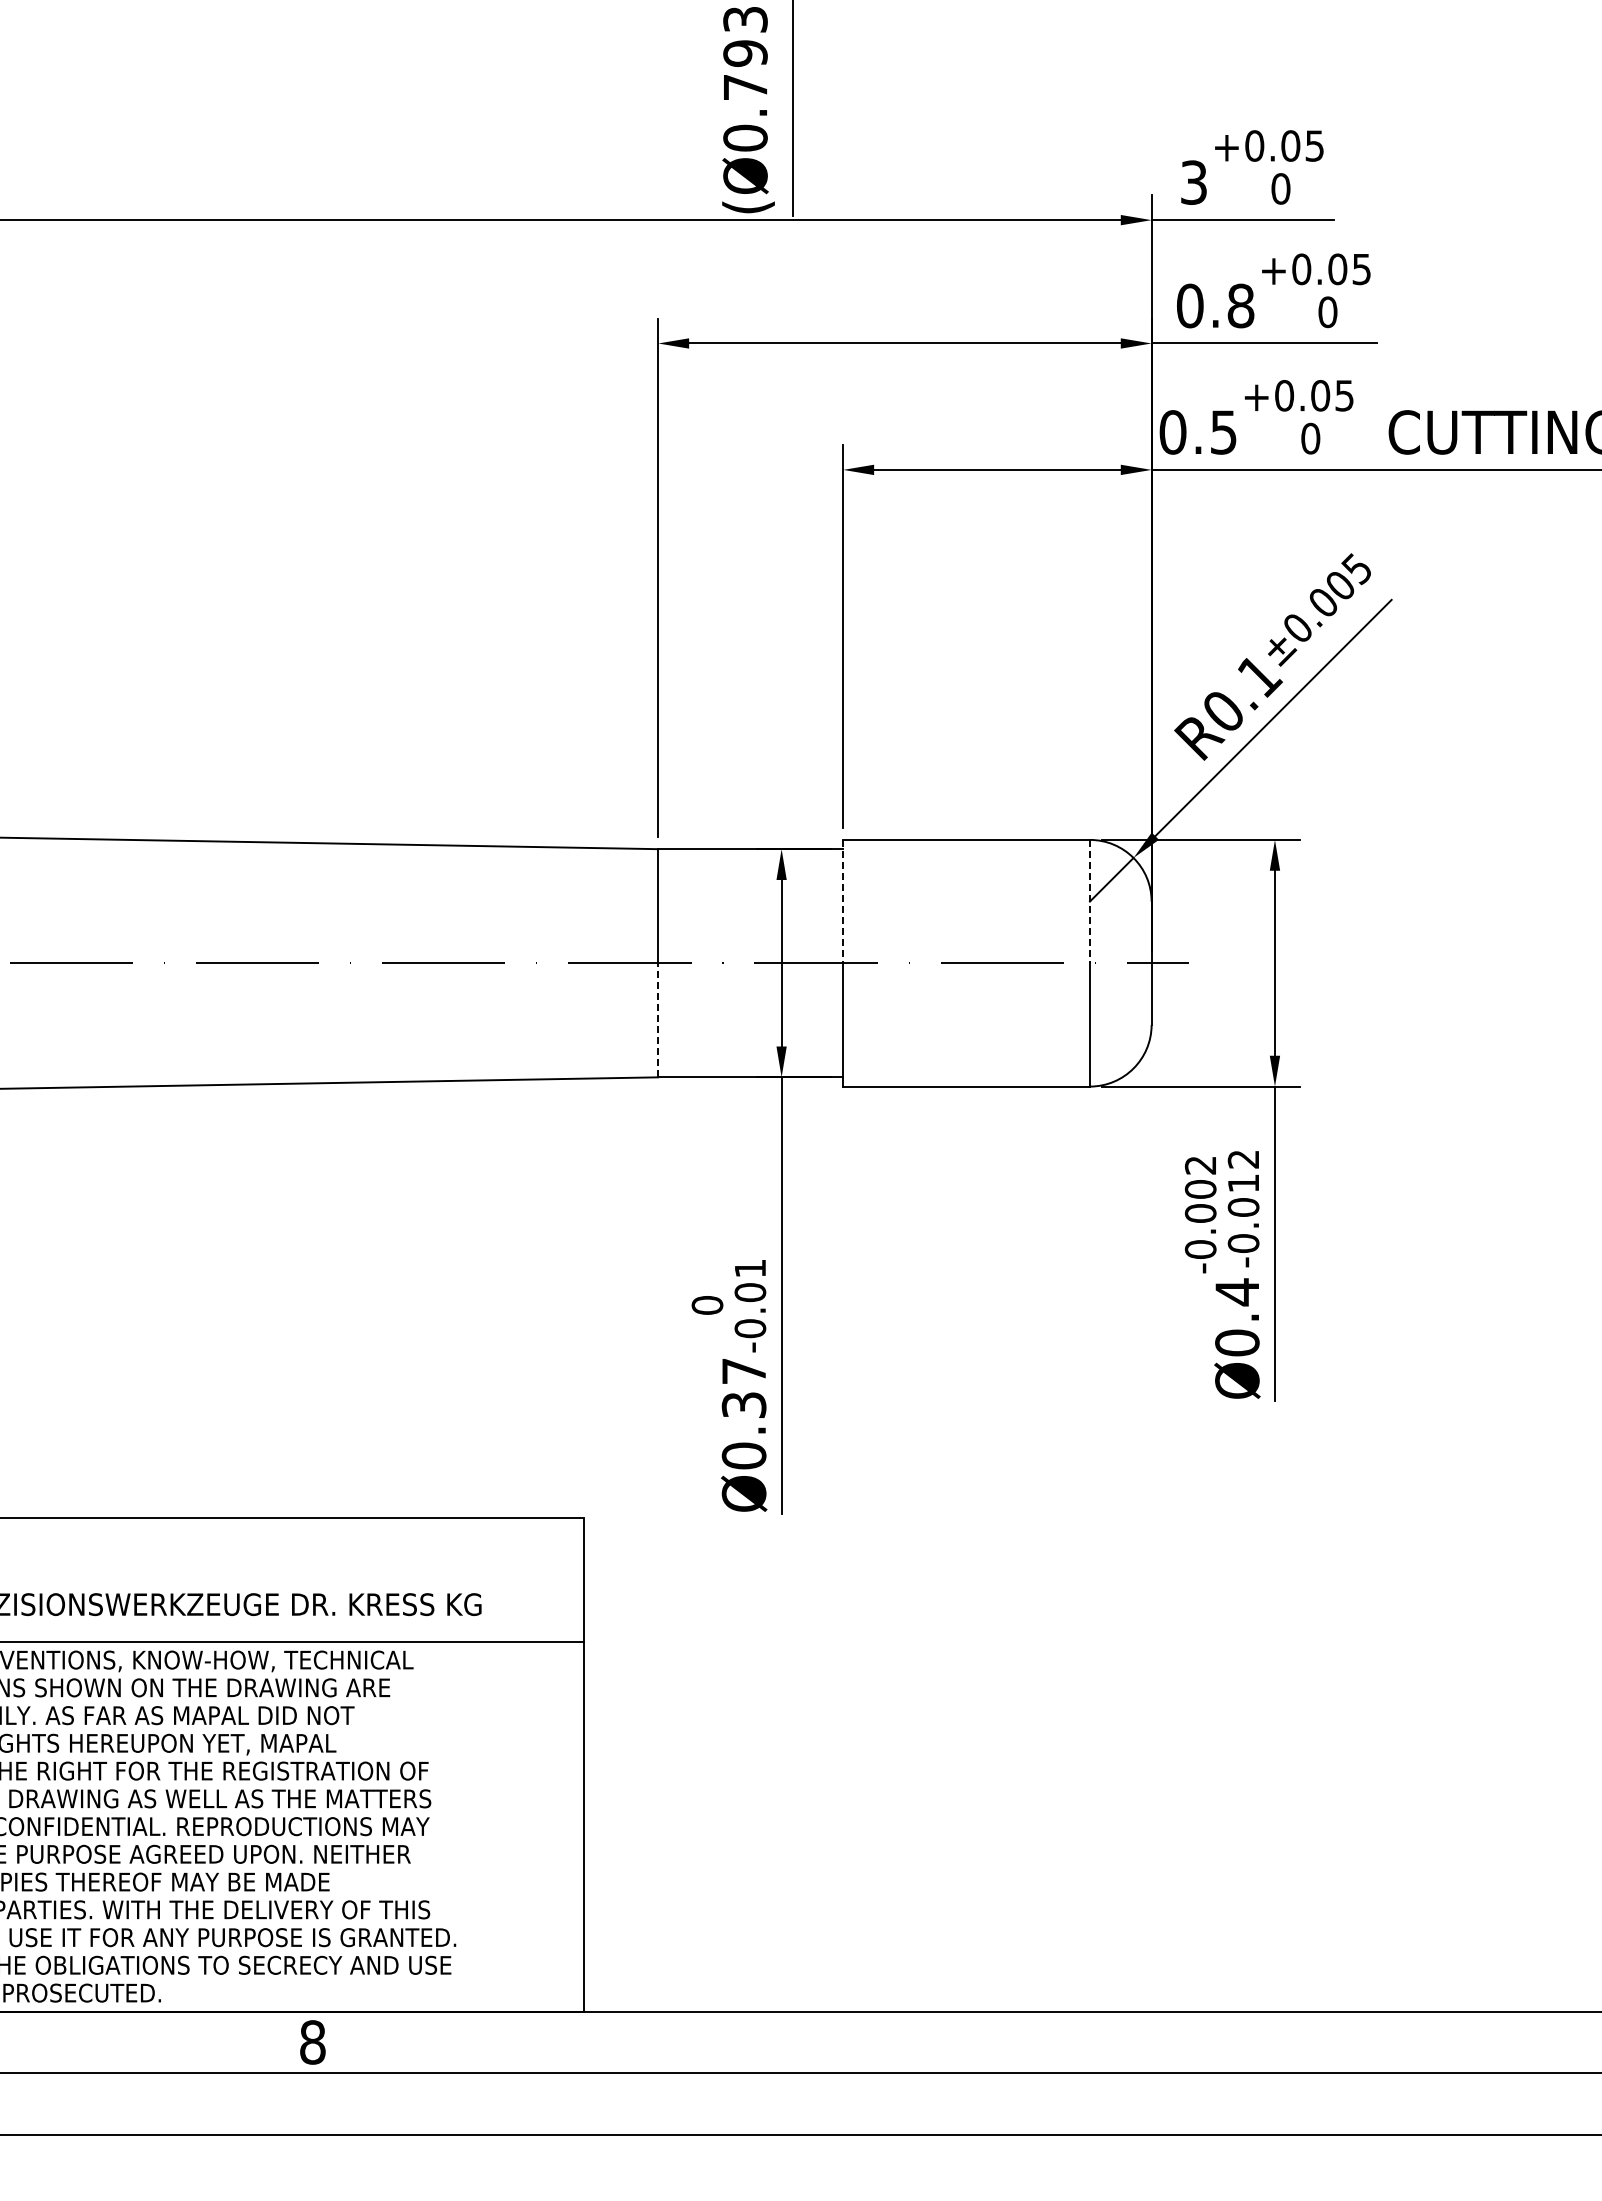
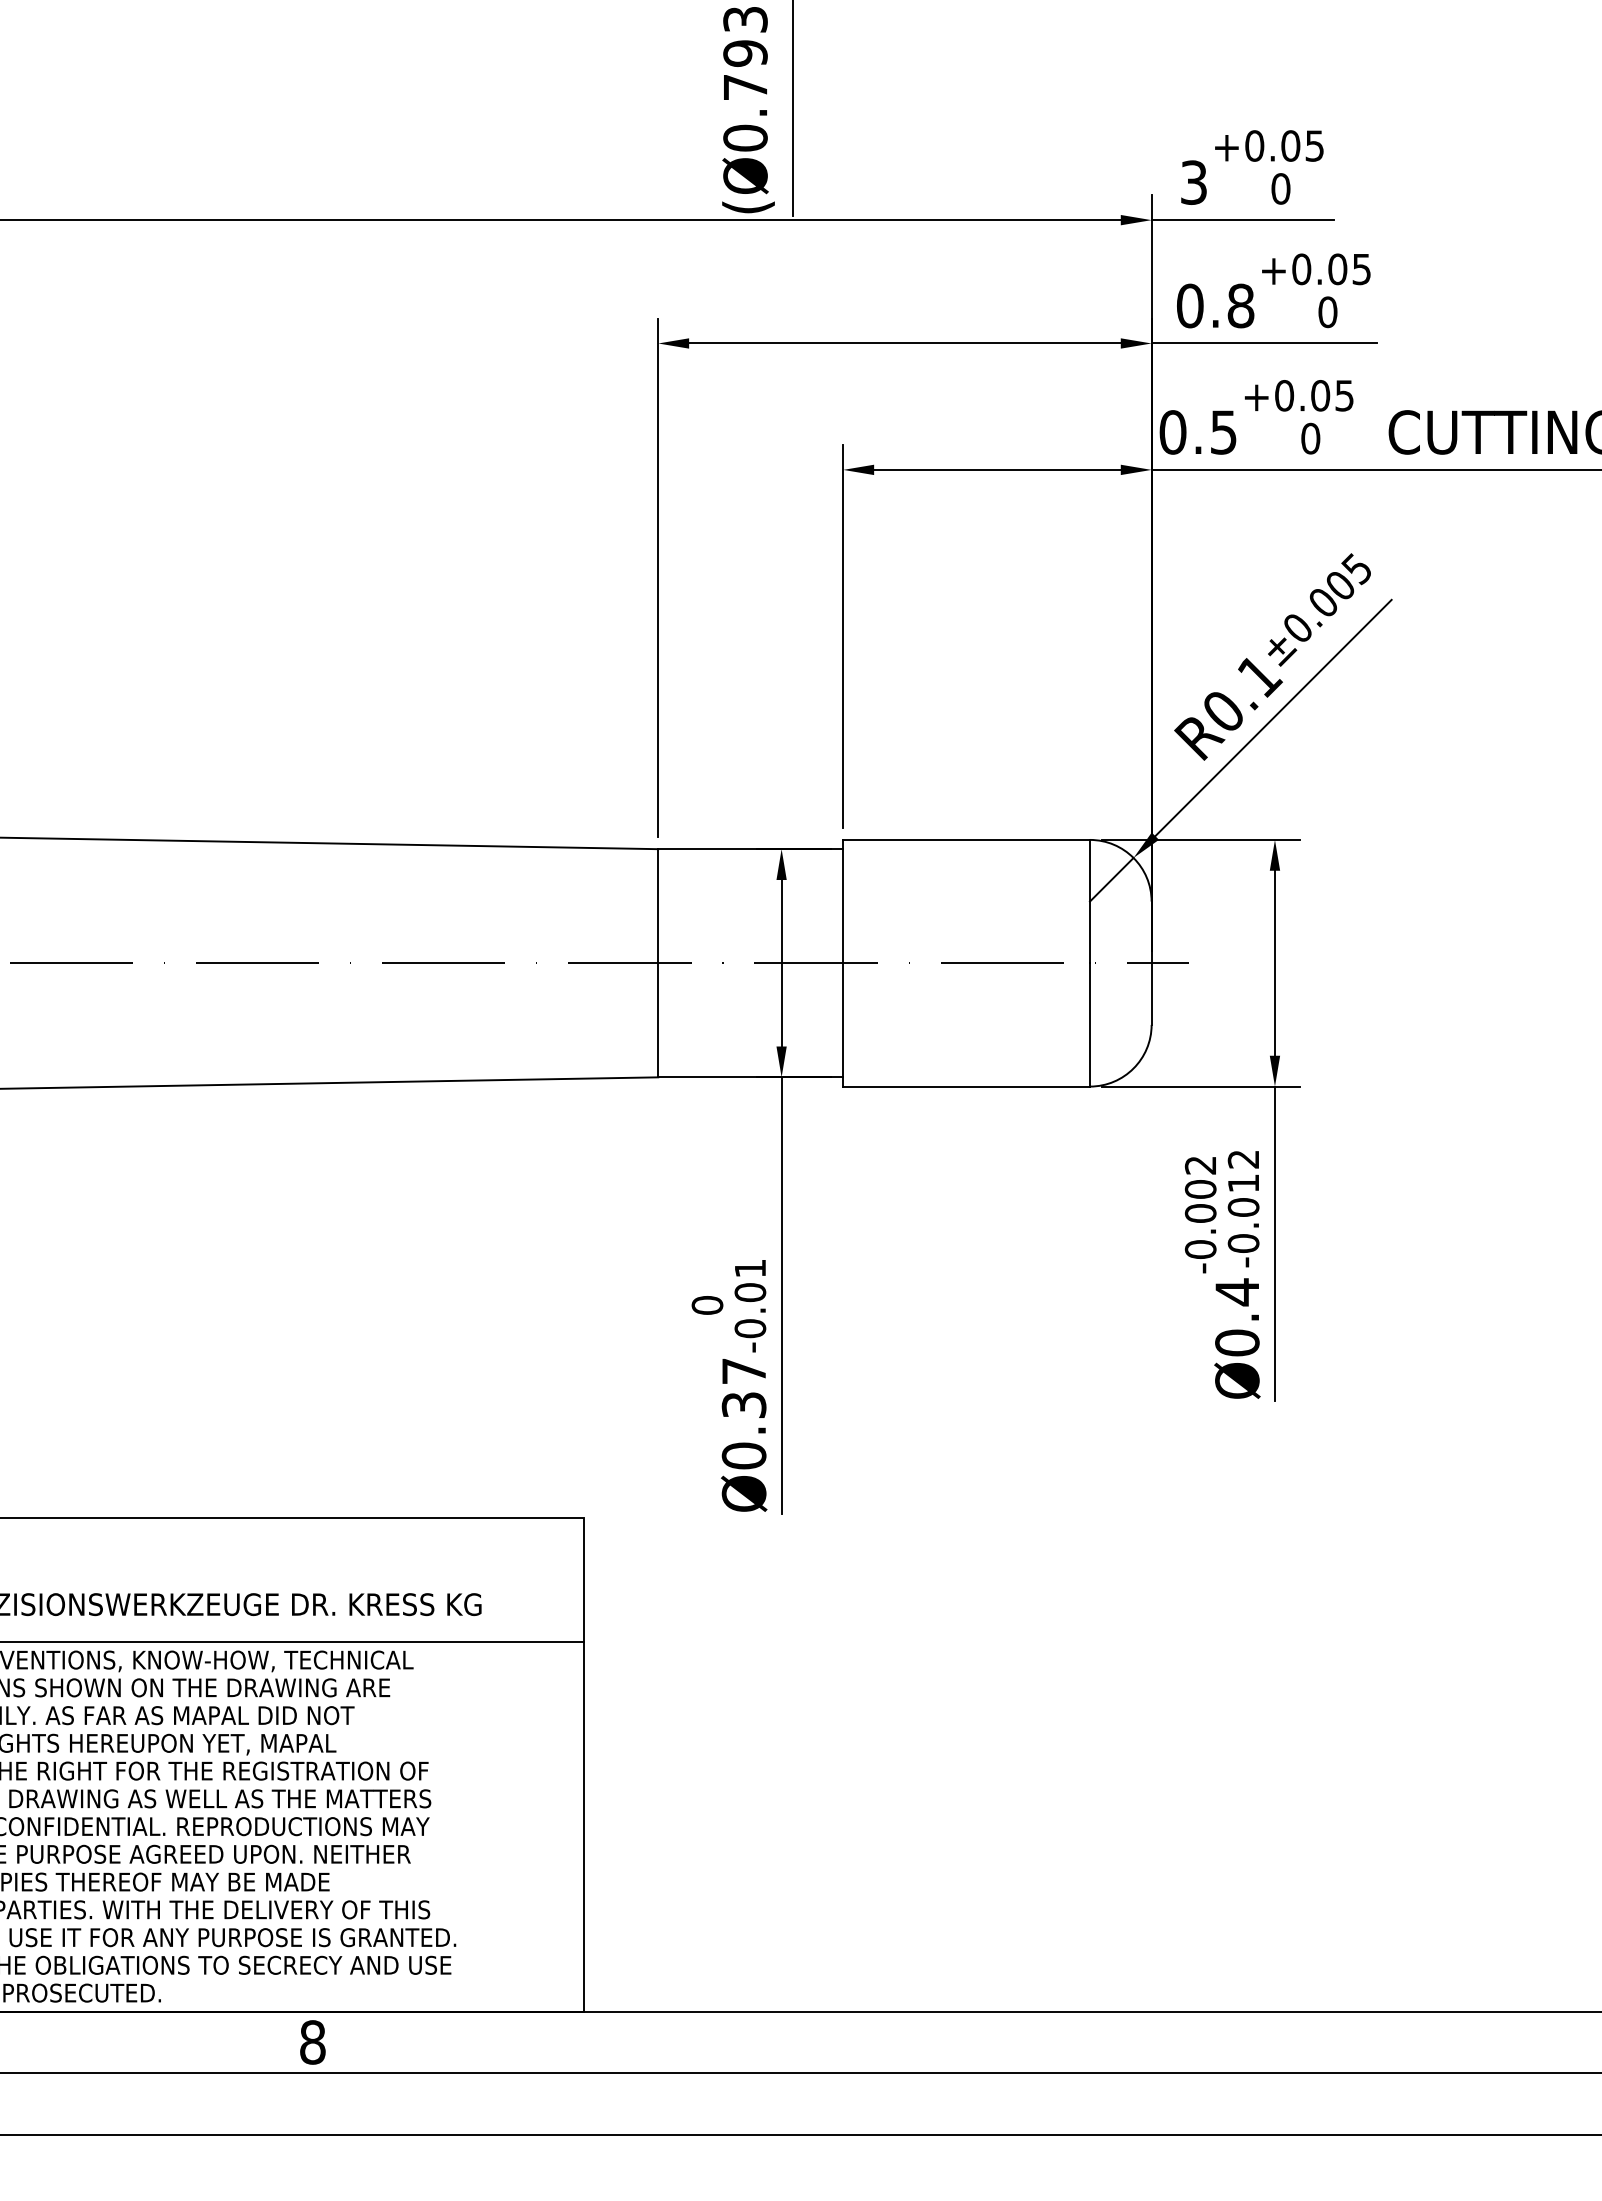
line: dashed -> solid (843, 901)
line: dashed -> solid (1089, 901)
line: dashed -> solid (658, 1019)
